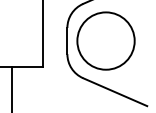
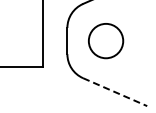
circle diameter: 57 px -> 34 px (105, 40)
line: present -> none (12, 88)
line: solid -> dashed (115, 92)
